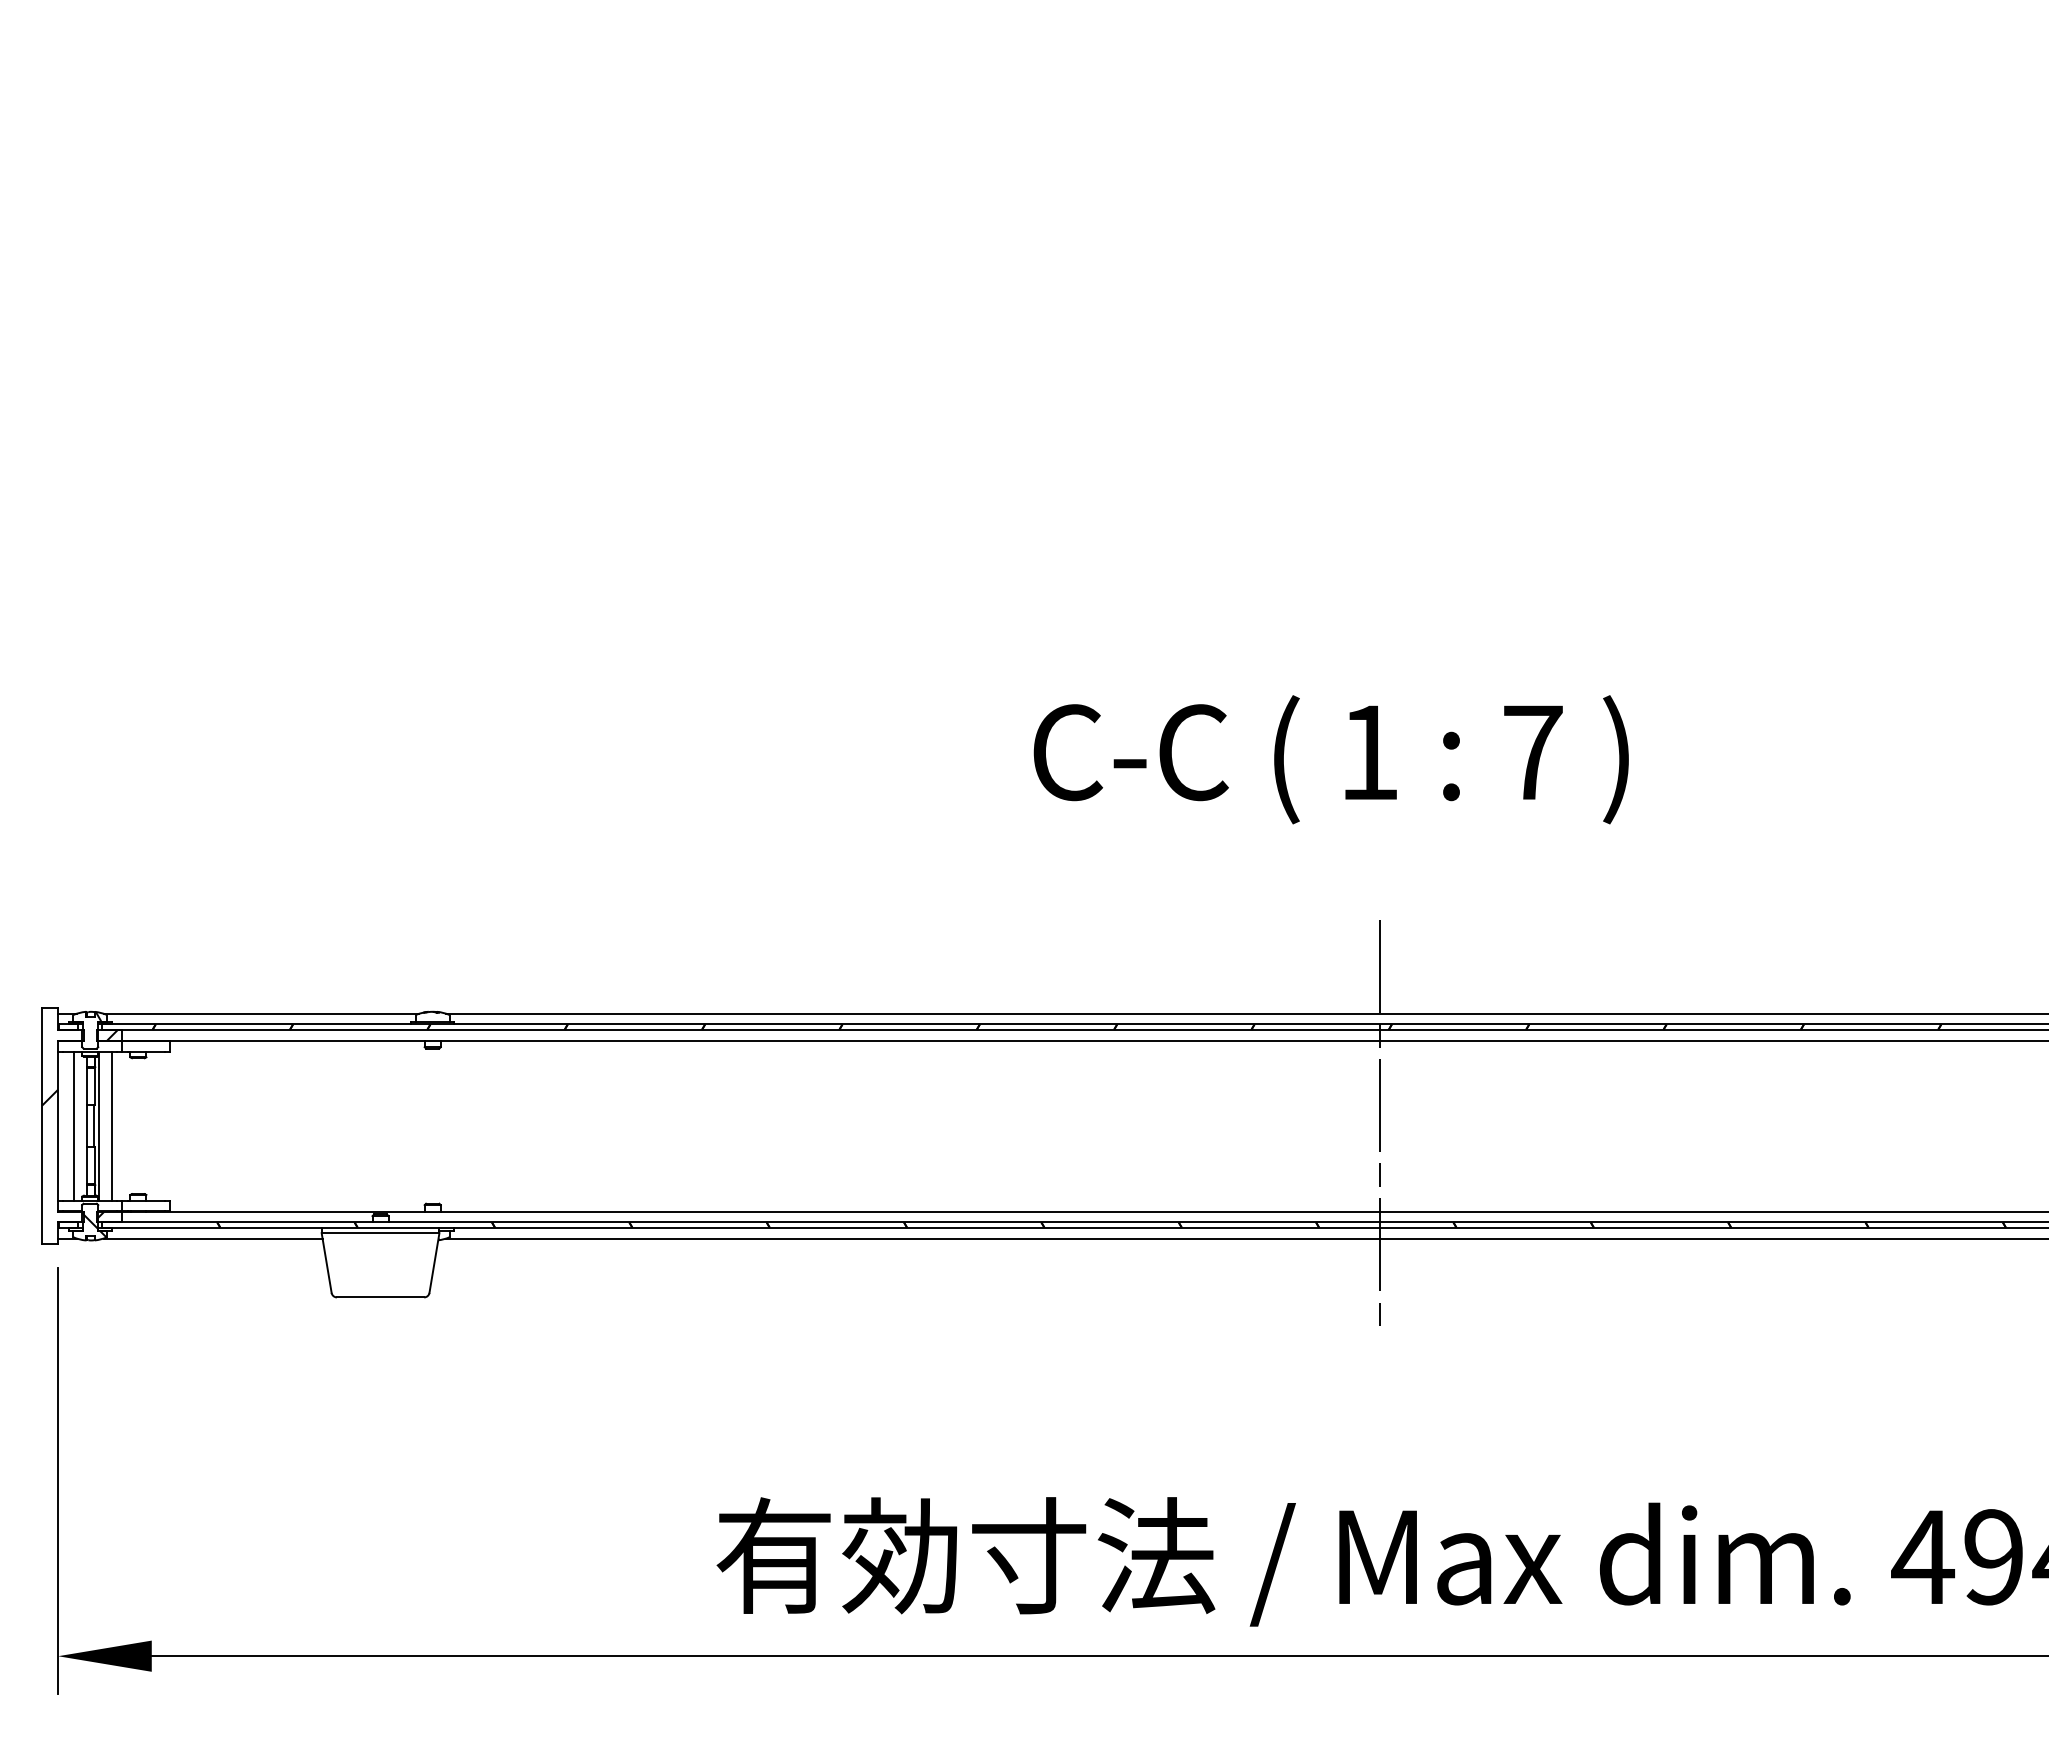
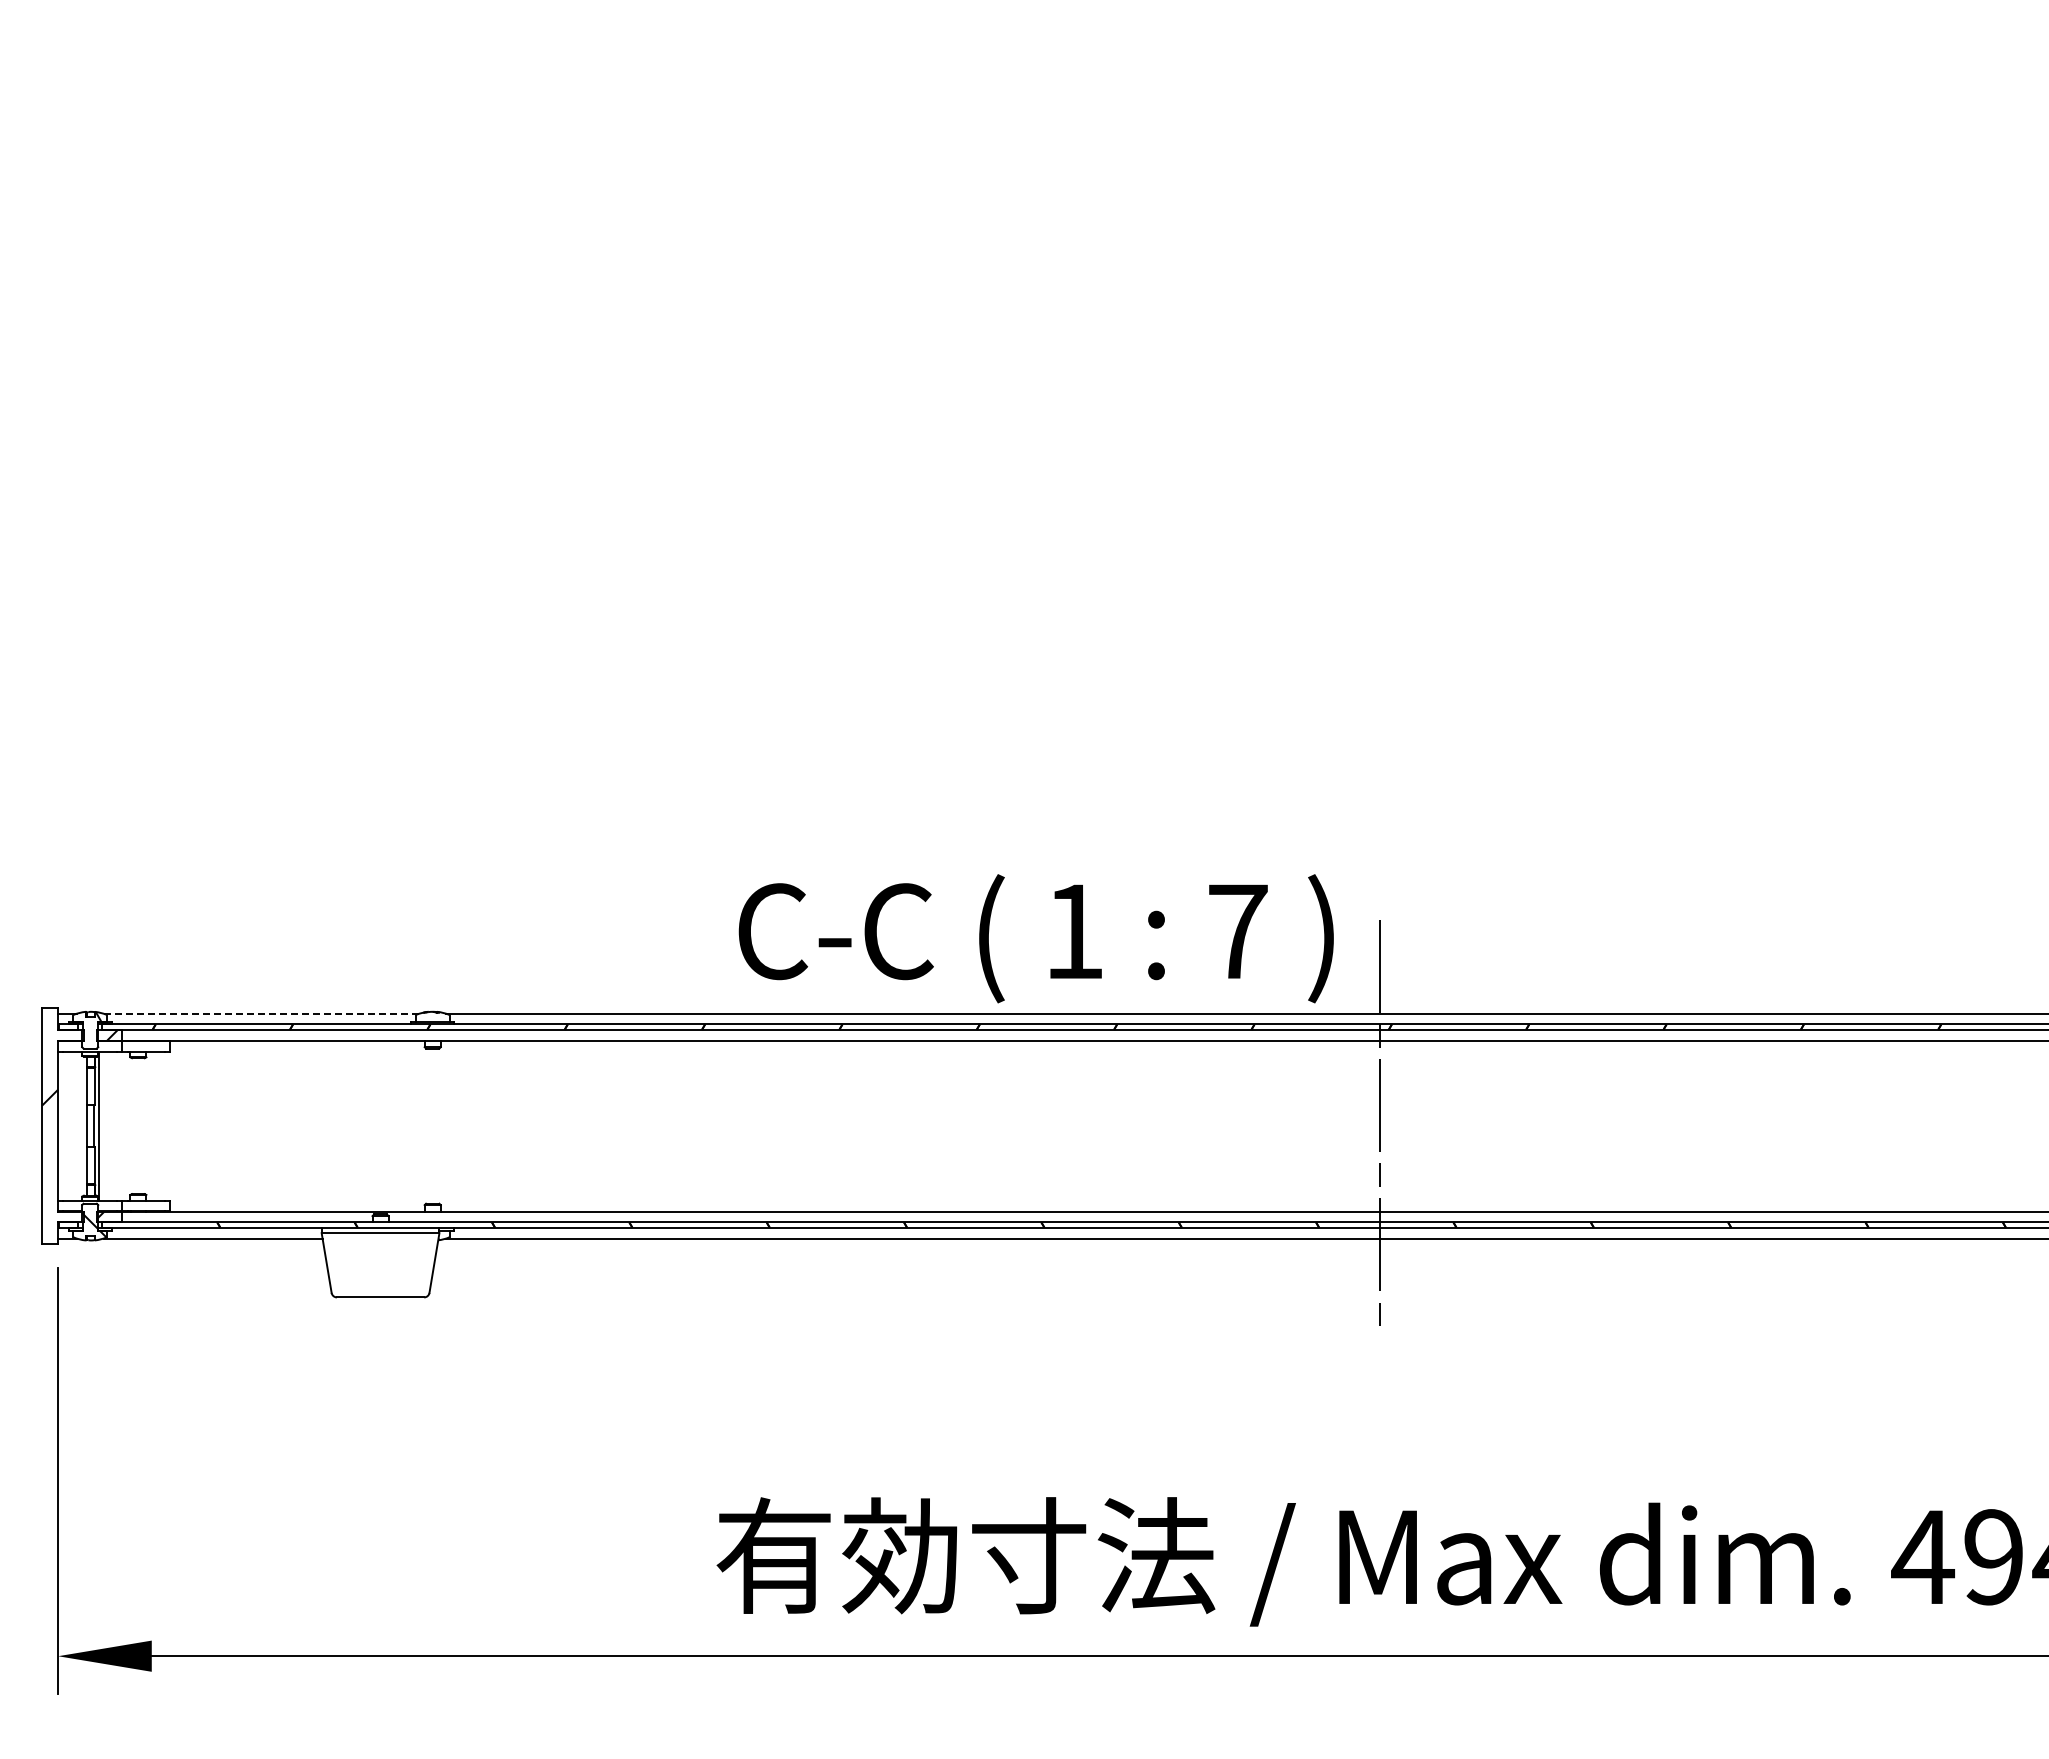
text position: (1330, 759) -> (1035, 938) (1035, 938)
line: solid -> dashed (261, 1013)
line: present -> none (74, 1125)
line: present -> none (111, 1125)
